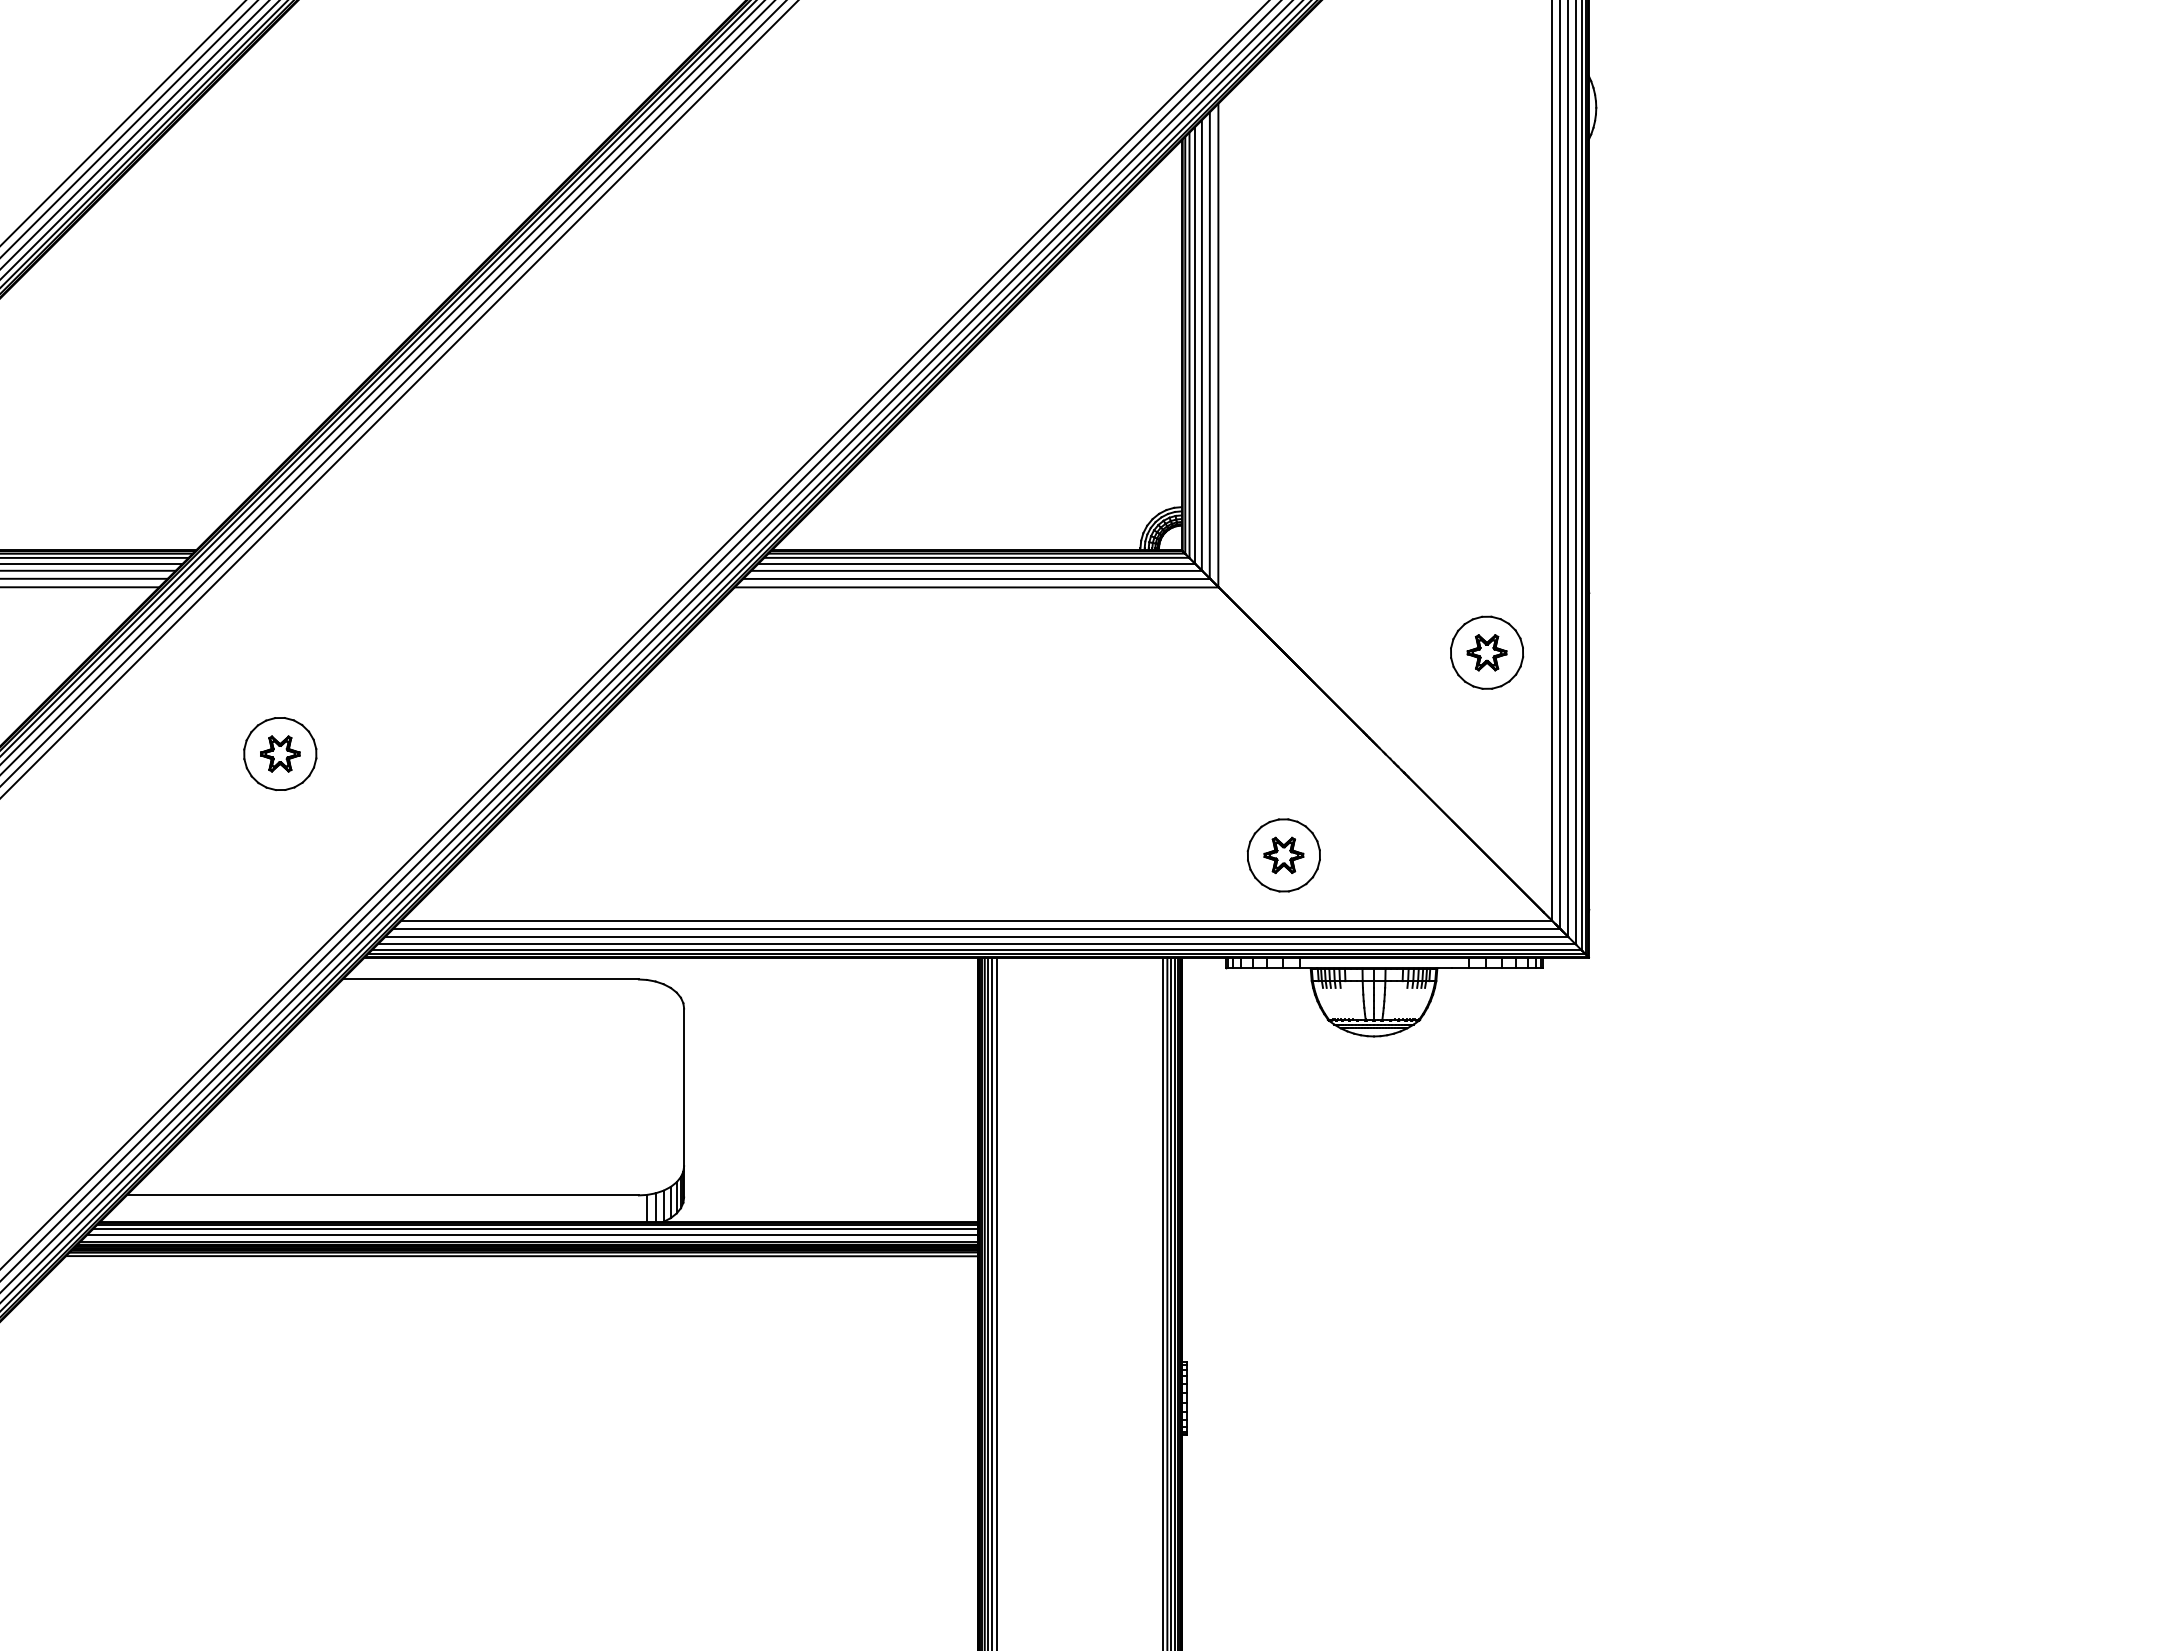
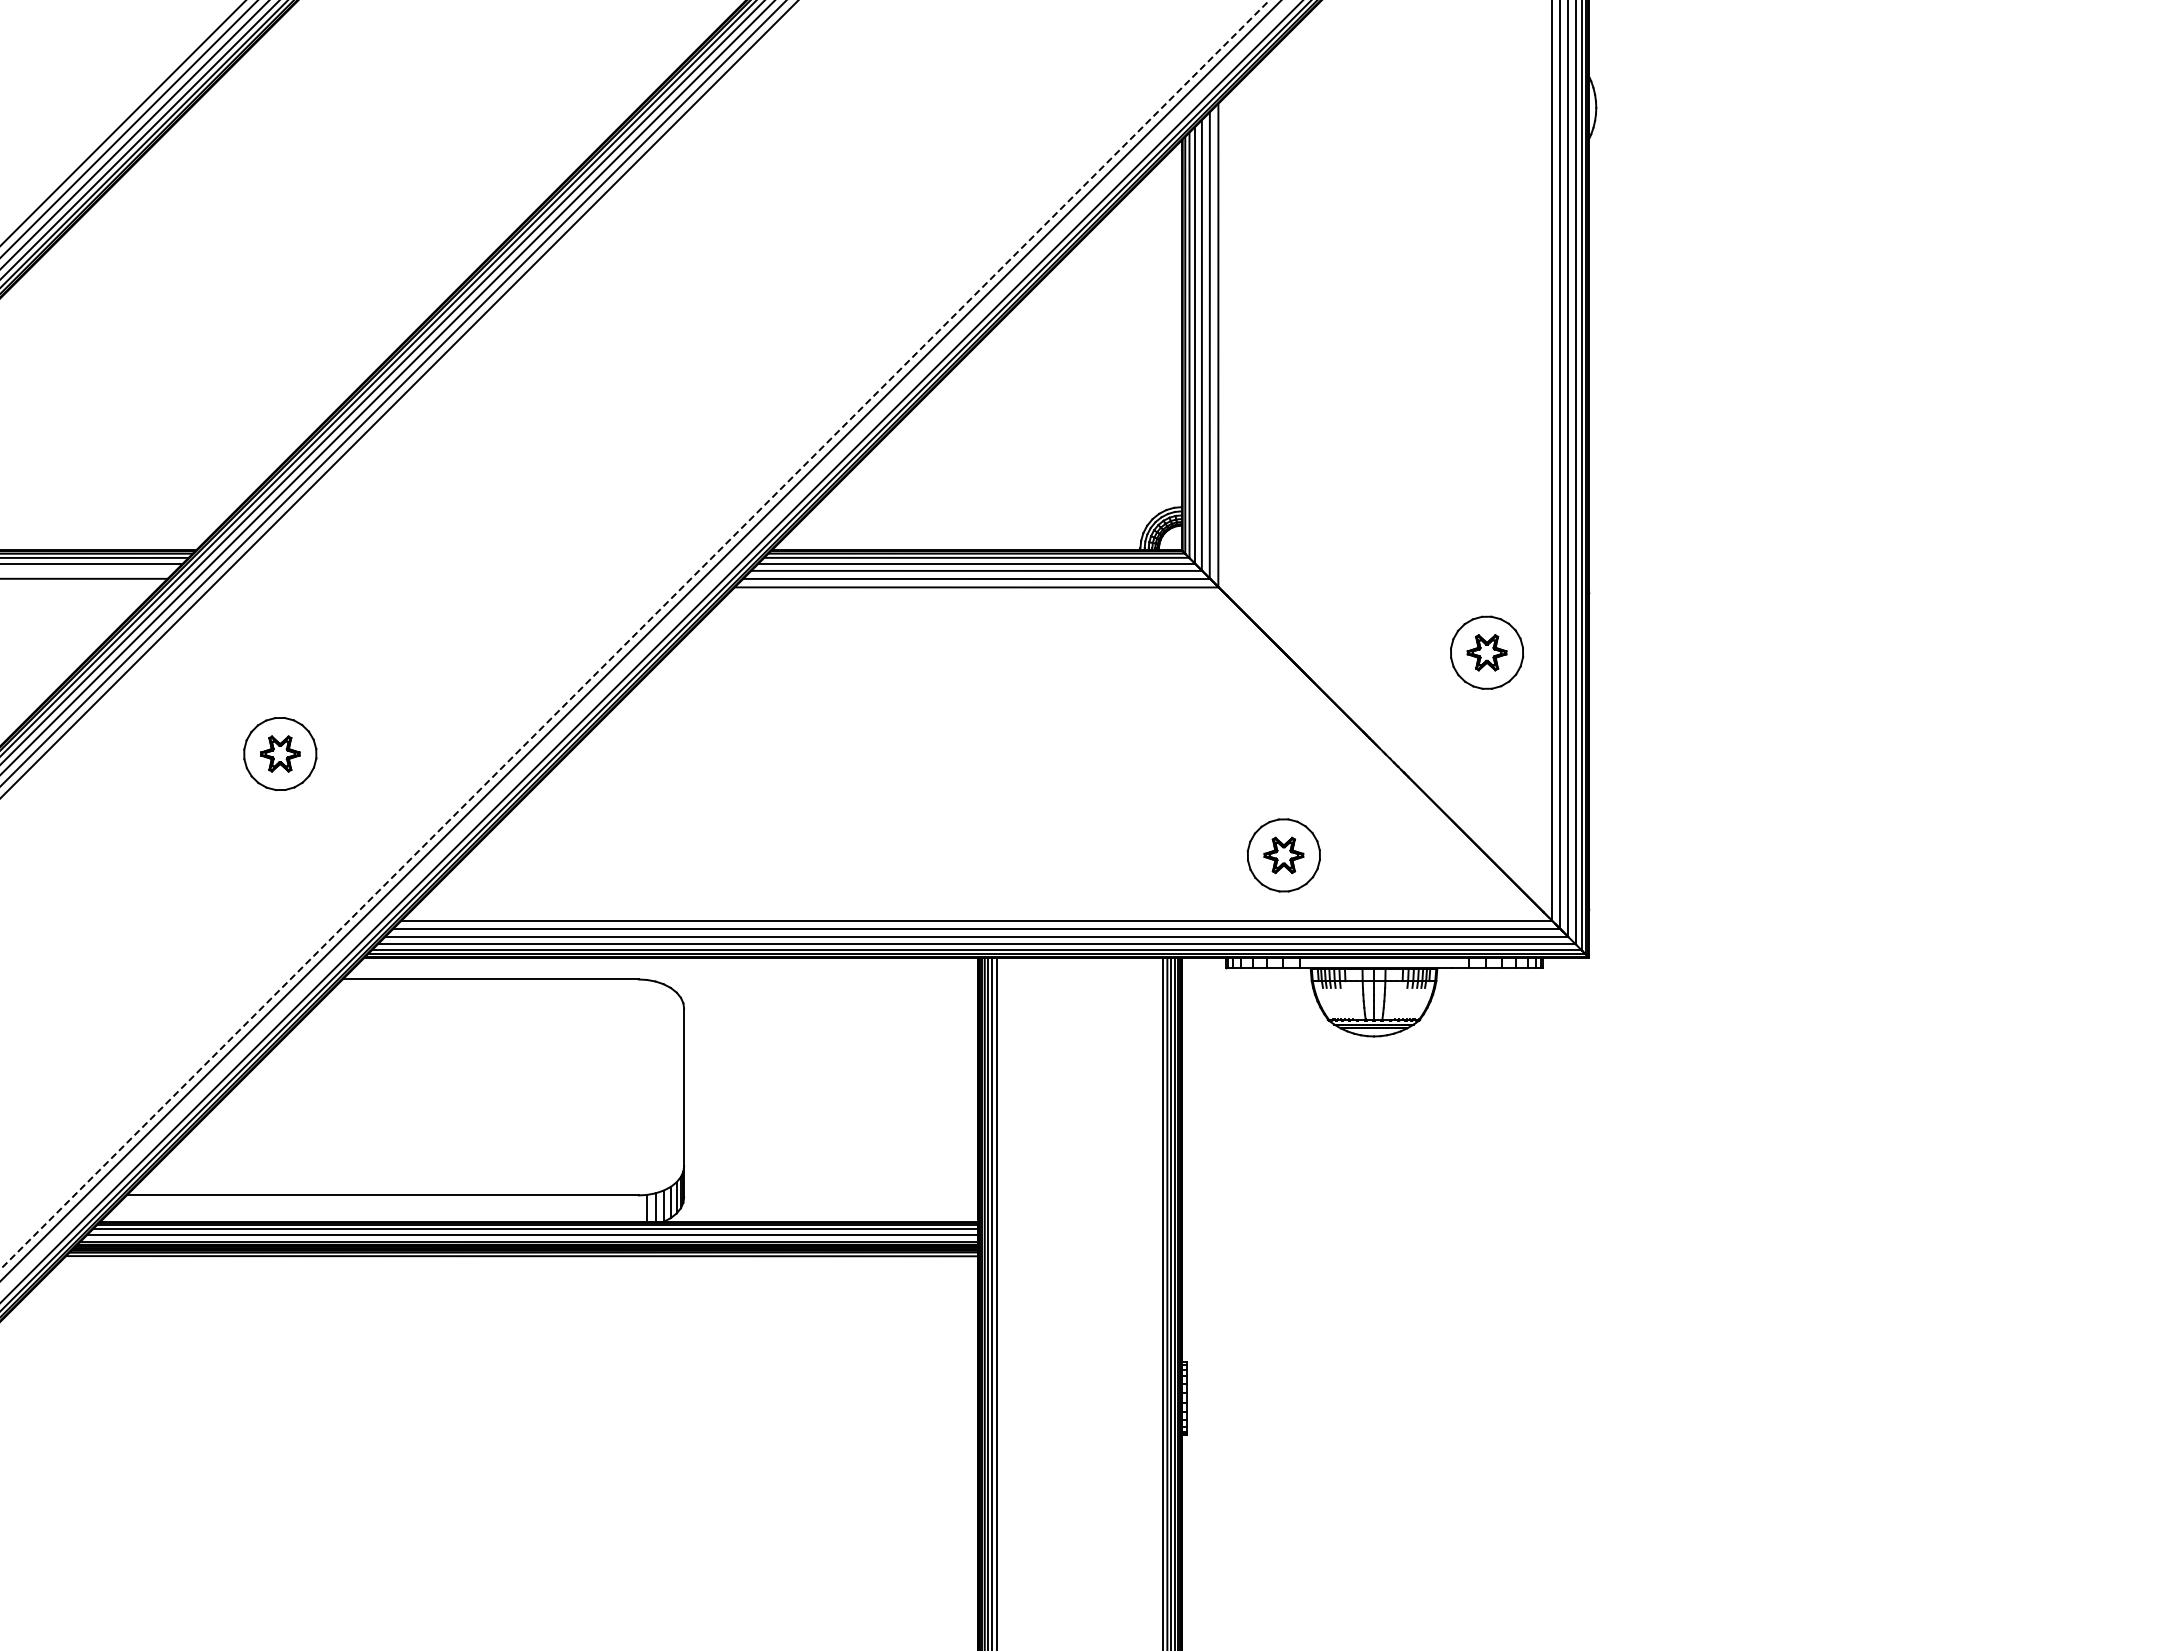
line: present -> none (88, 570)
line: present -> none (80, 587)
line: solid -> dashed (635, 634)
line: present -> none (646, 646)
